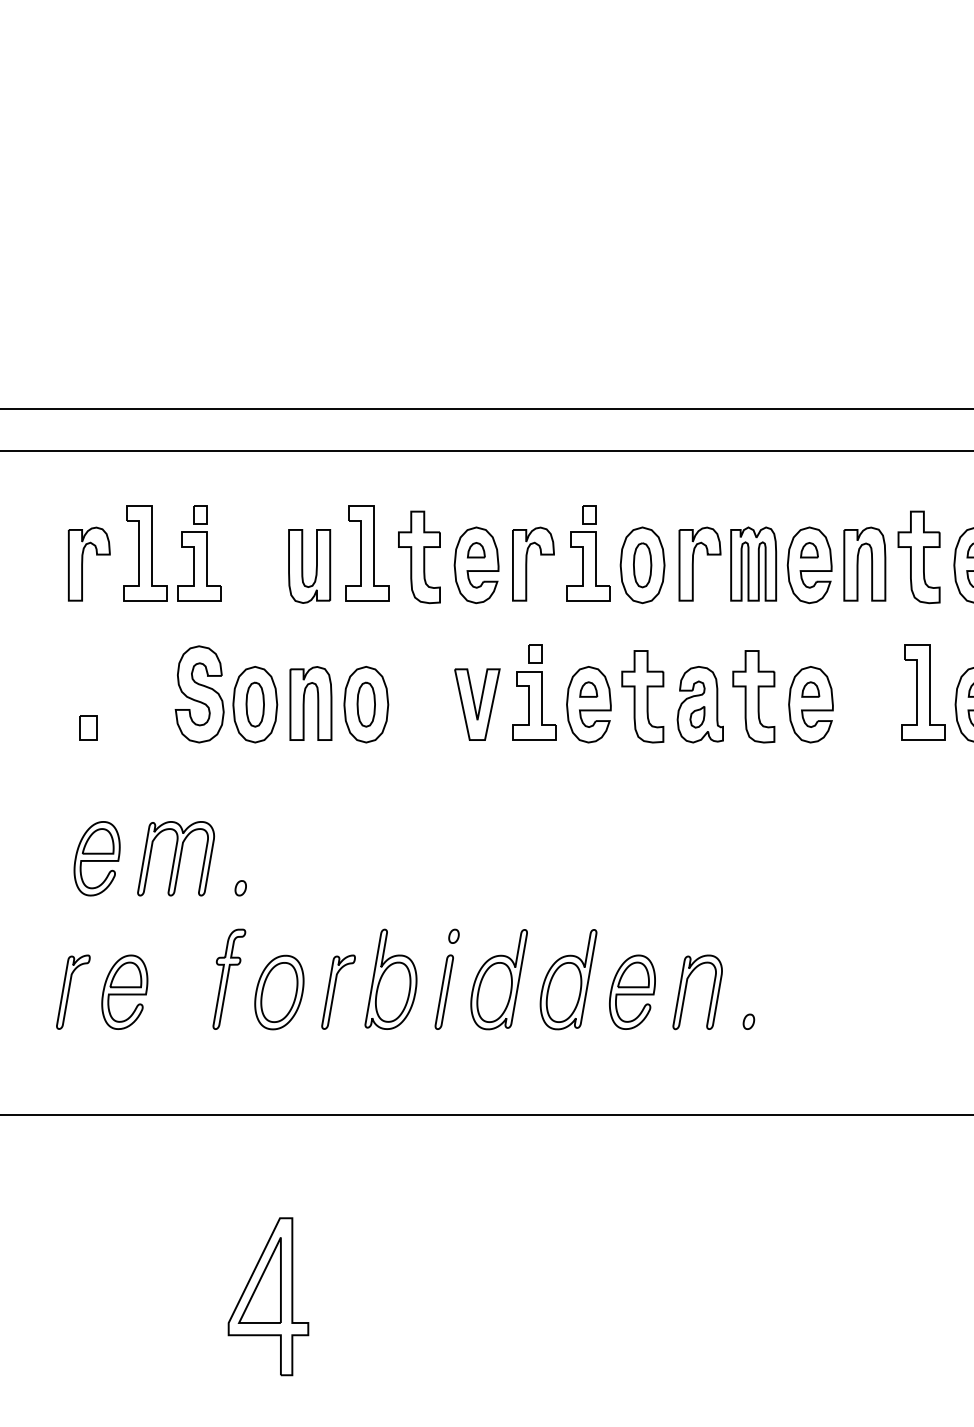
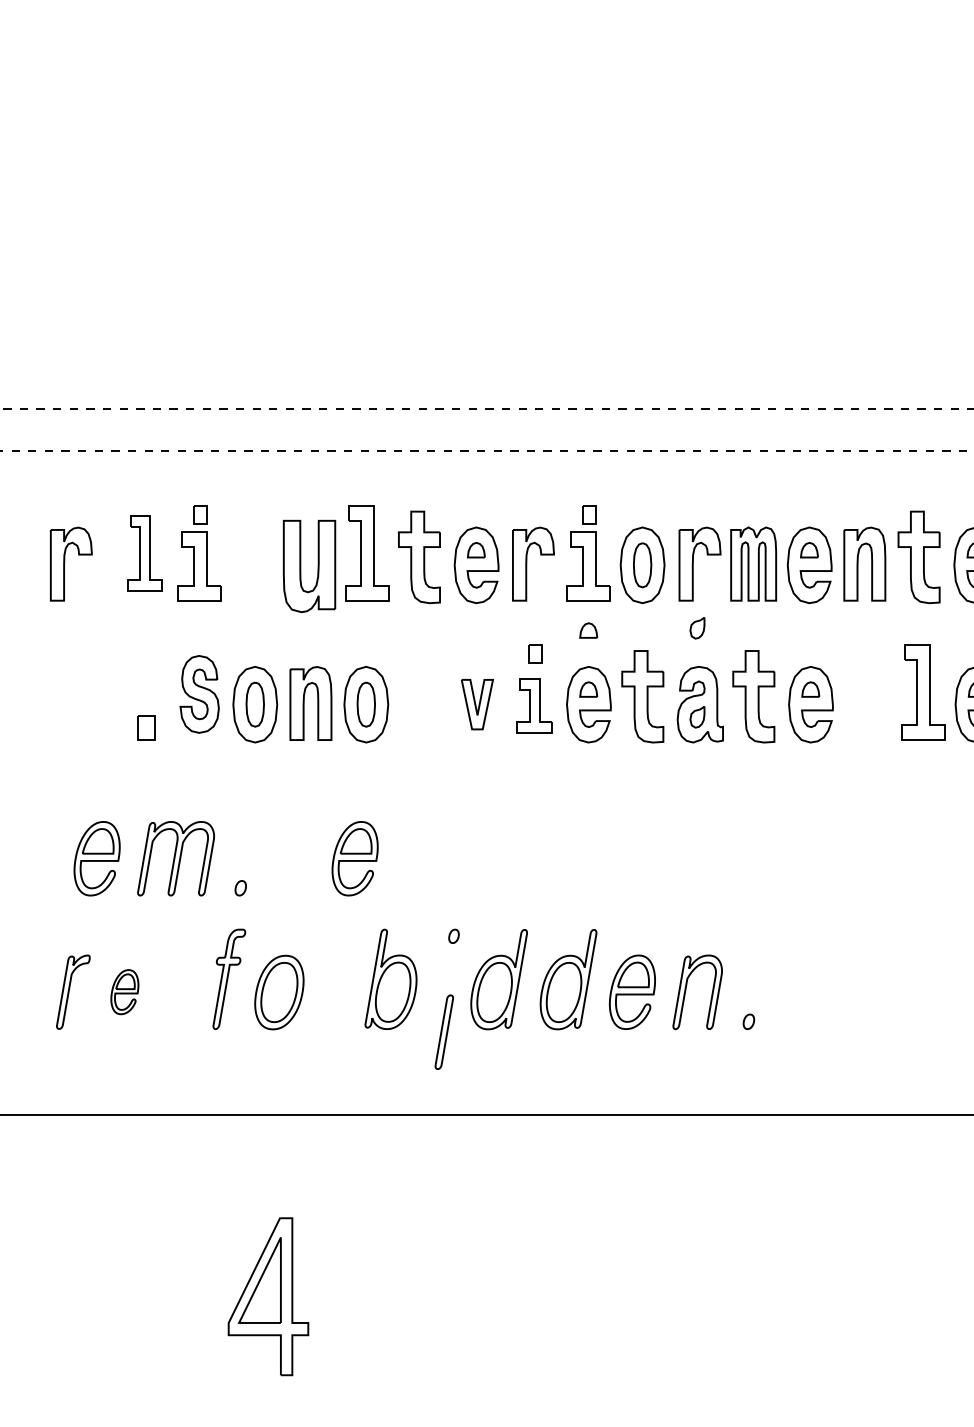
line: solid -> dashed (487, 409)
line: solid -> dashed (487, 450)
part size: 45x97 px -> 36x77 px (144, 553)
part position: (83, 562) -> (65, 562) (65, 562)
part size: 44x75 px -> 55x95 px (309, 566)
part: none -> present (697, 628)
part: none -> present (588, 630)
part size: 51x99 px -> 41x79 px (199, 694)
part size: 47x73 px -> 33x52 px (477, 704)
part size: 45x70 px -> 37x56 px (534, 705)
part position: (88, 727) -> (146, 727) (146, 727)
part: none -> present (354, 858)
part size: 48x76 px -> 30x47 px (124, 992)
part: present -> none (338, 991)
part position: (443, 991) -> (443, 1031) (443, 1031)
